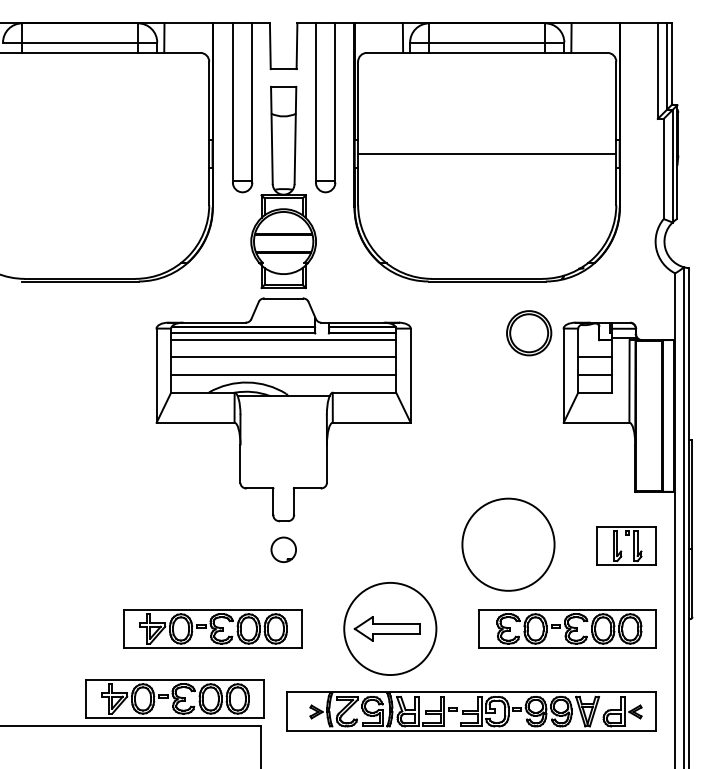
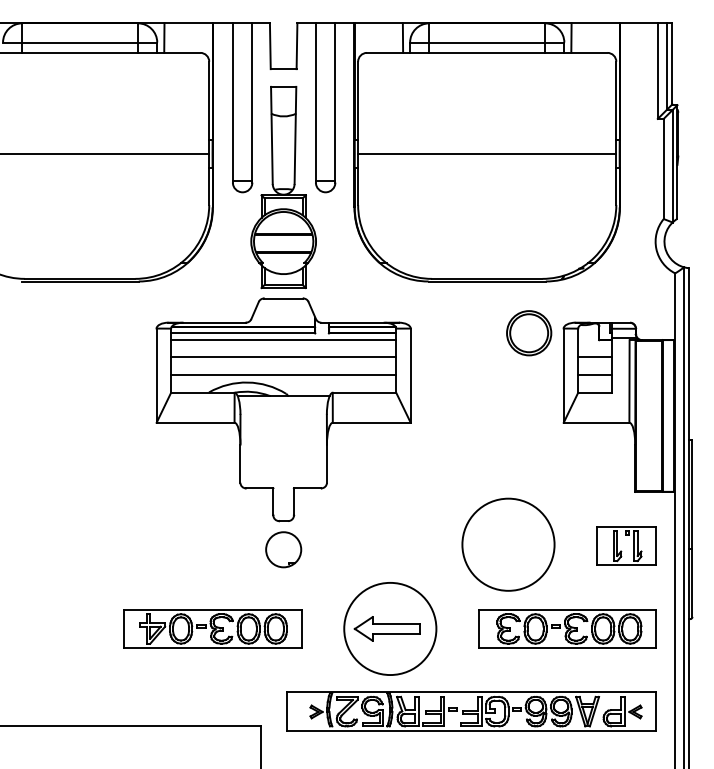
line: none -> present (105, 154)
part size: 27x27 px -> 38x38 px (283, 549)
part: present -> none (174, 698)
